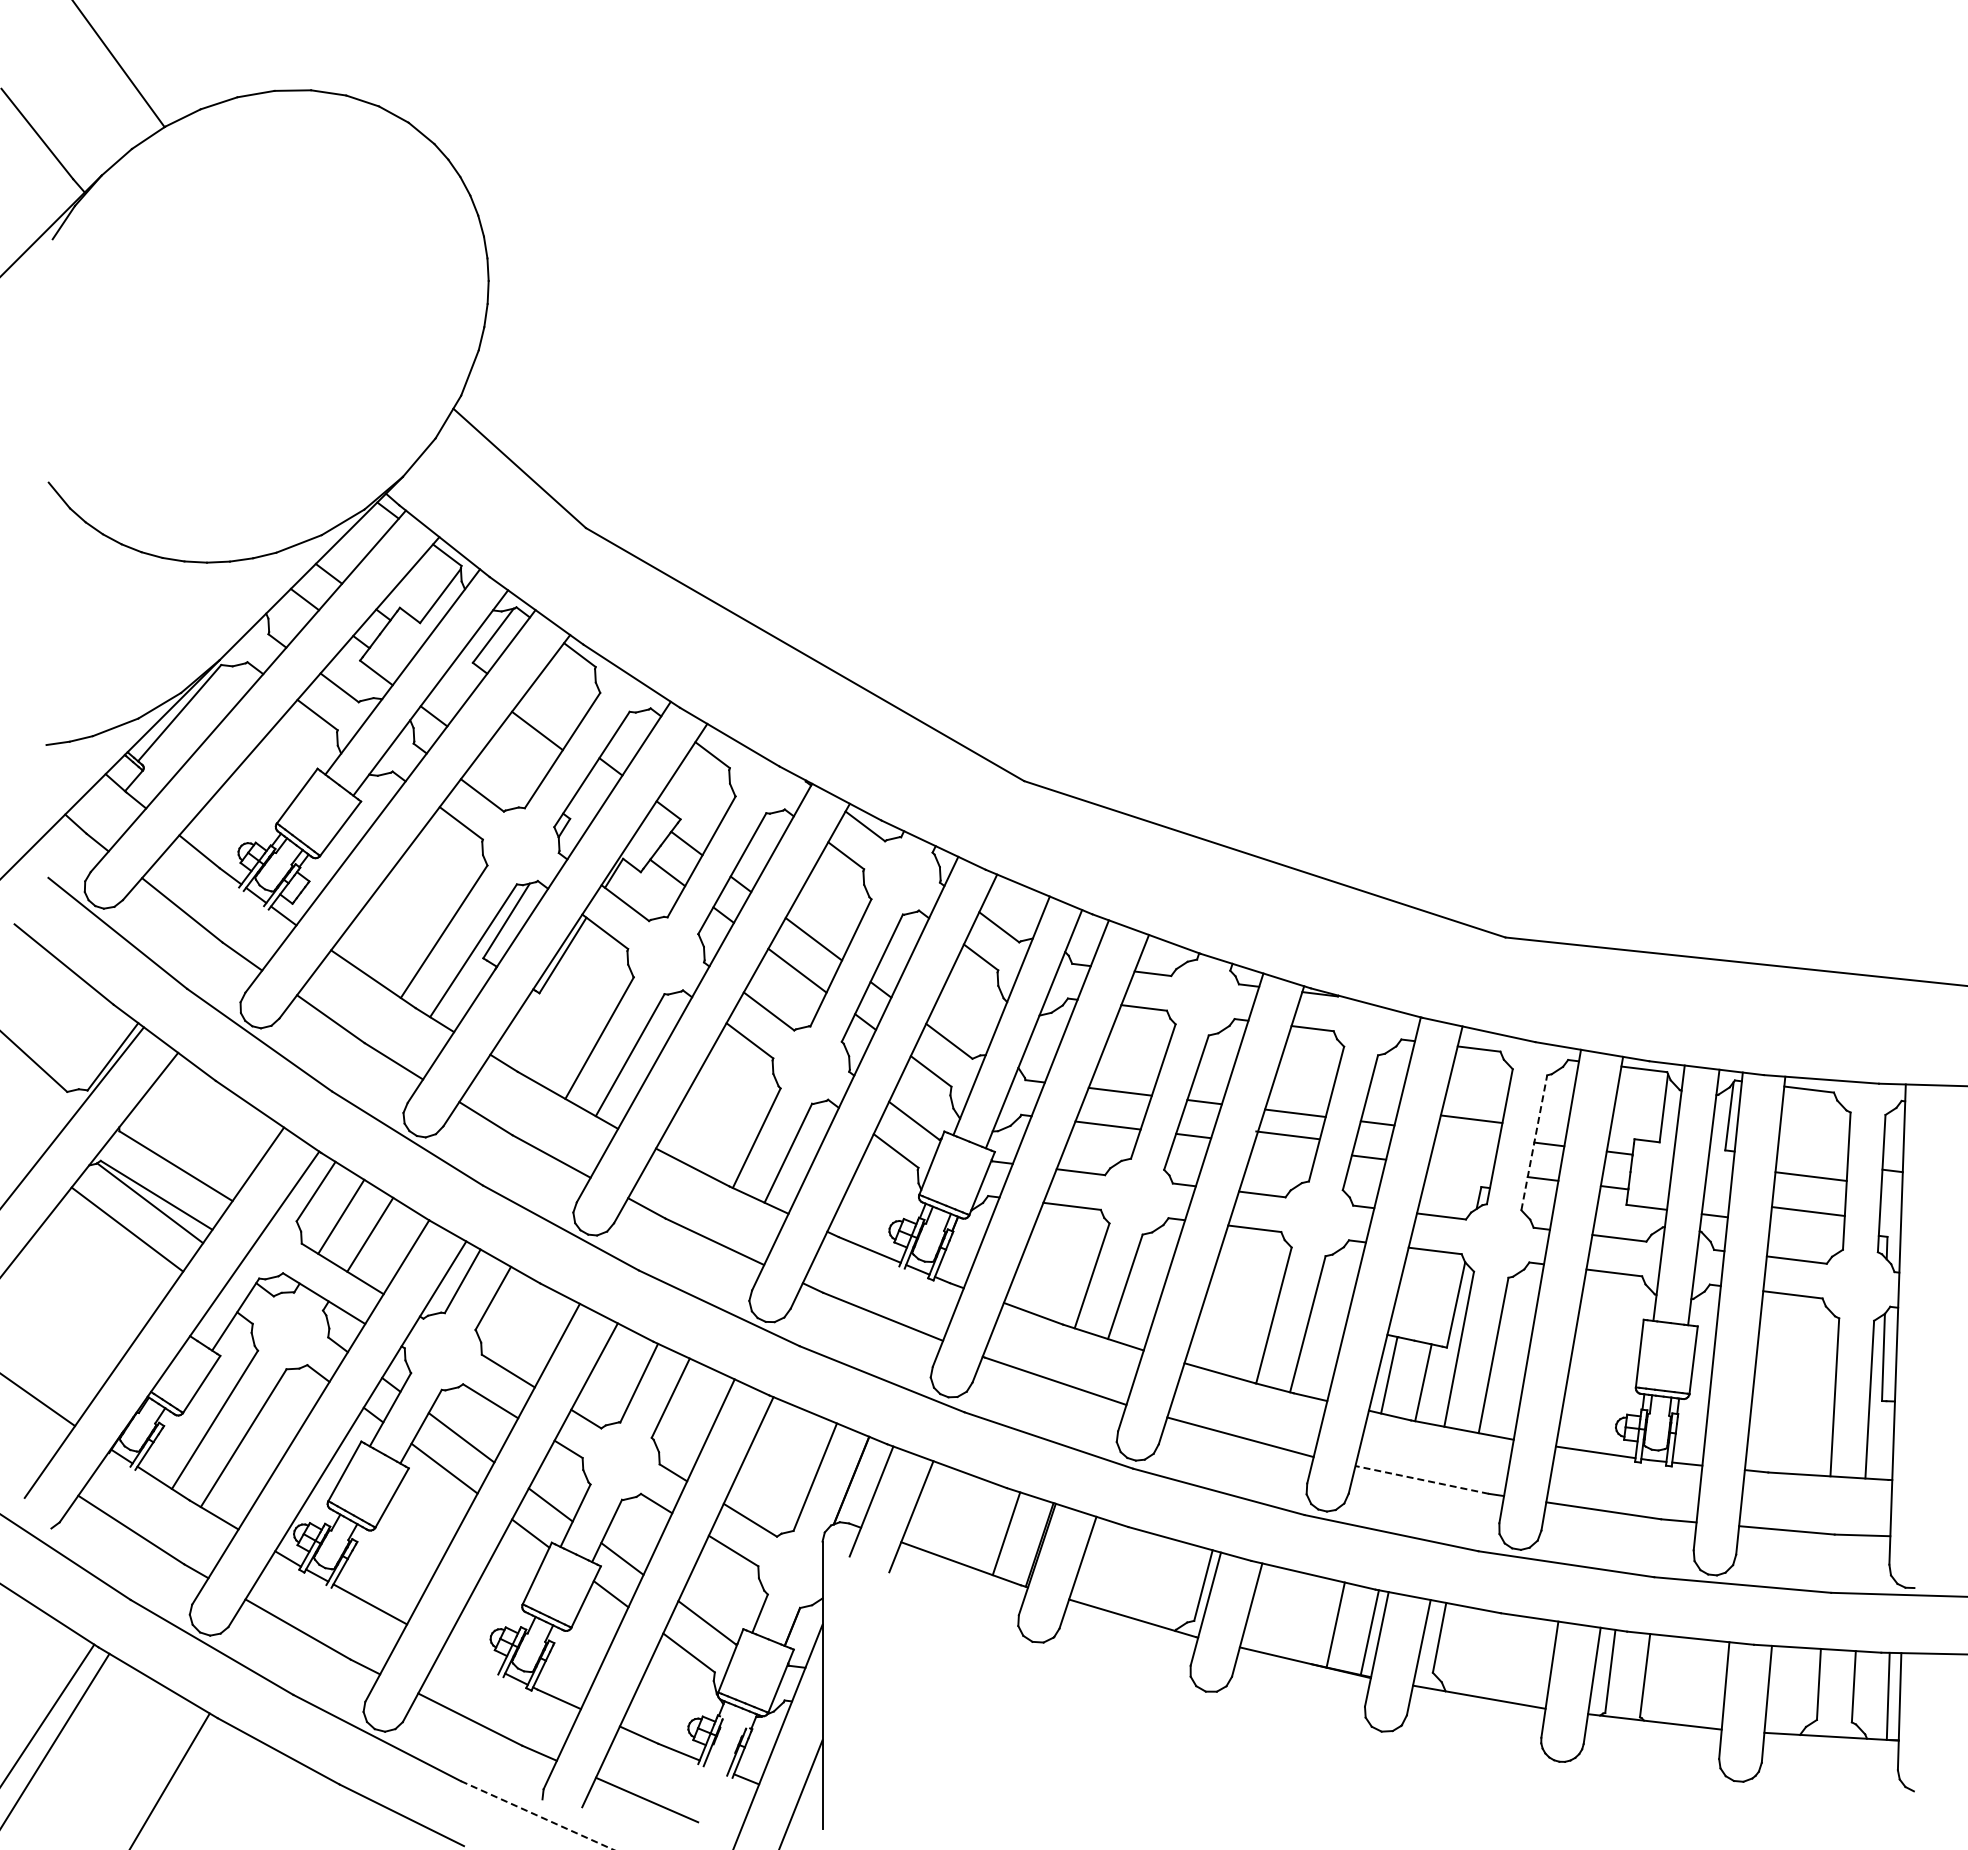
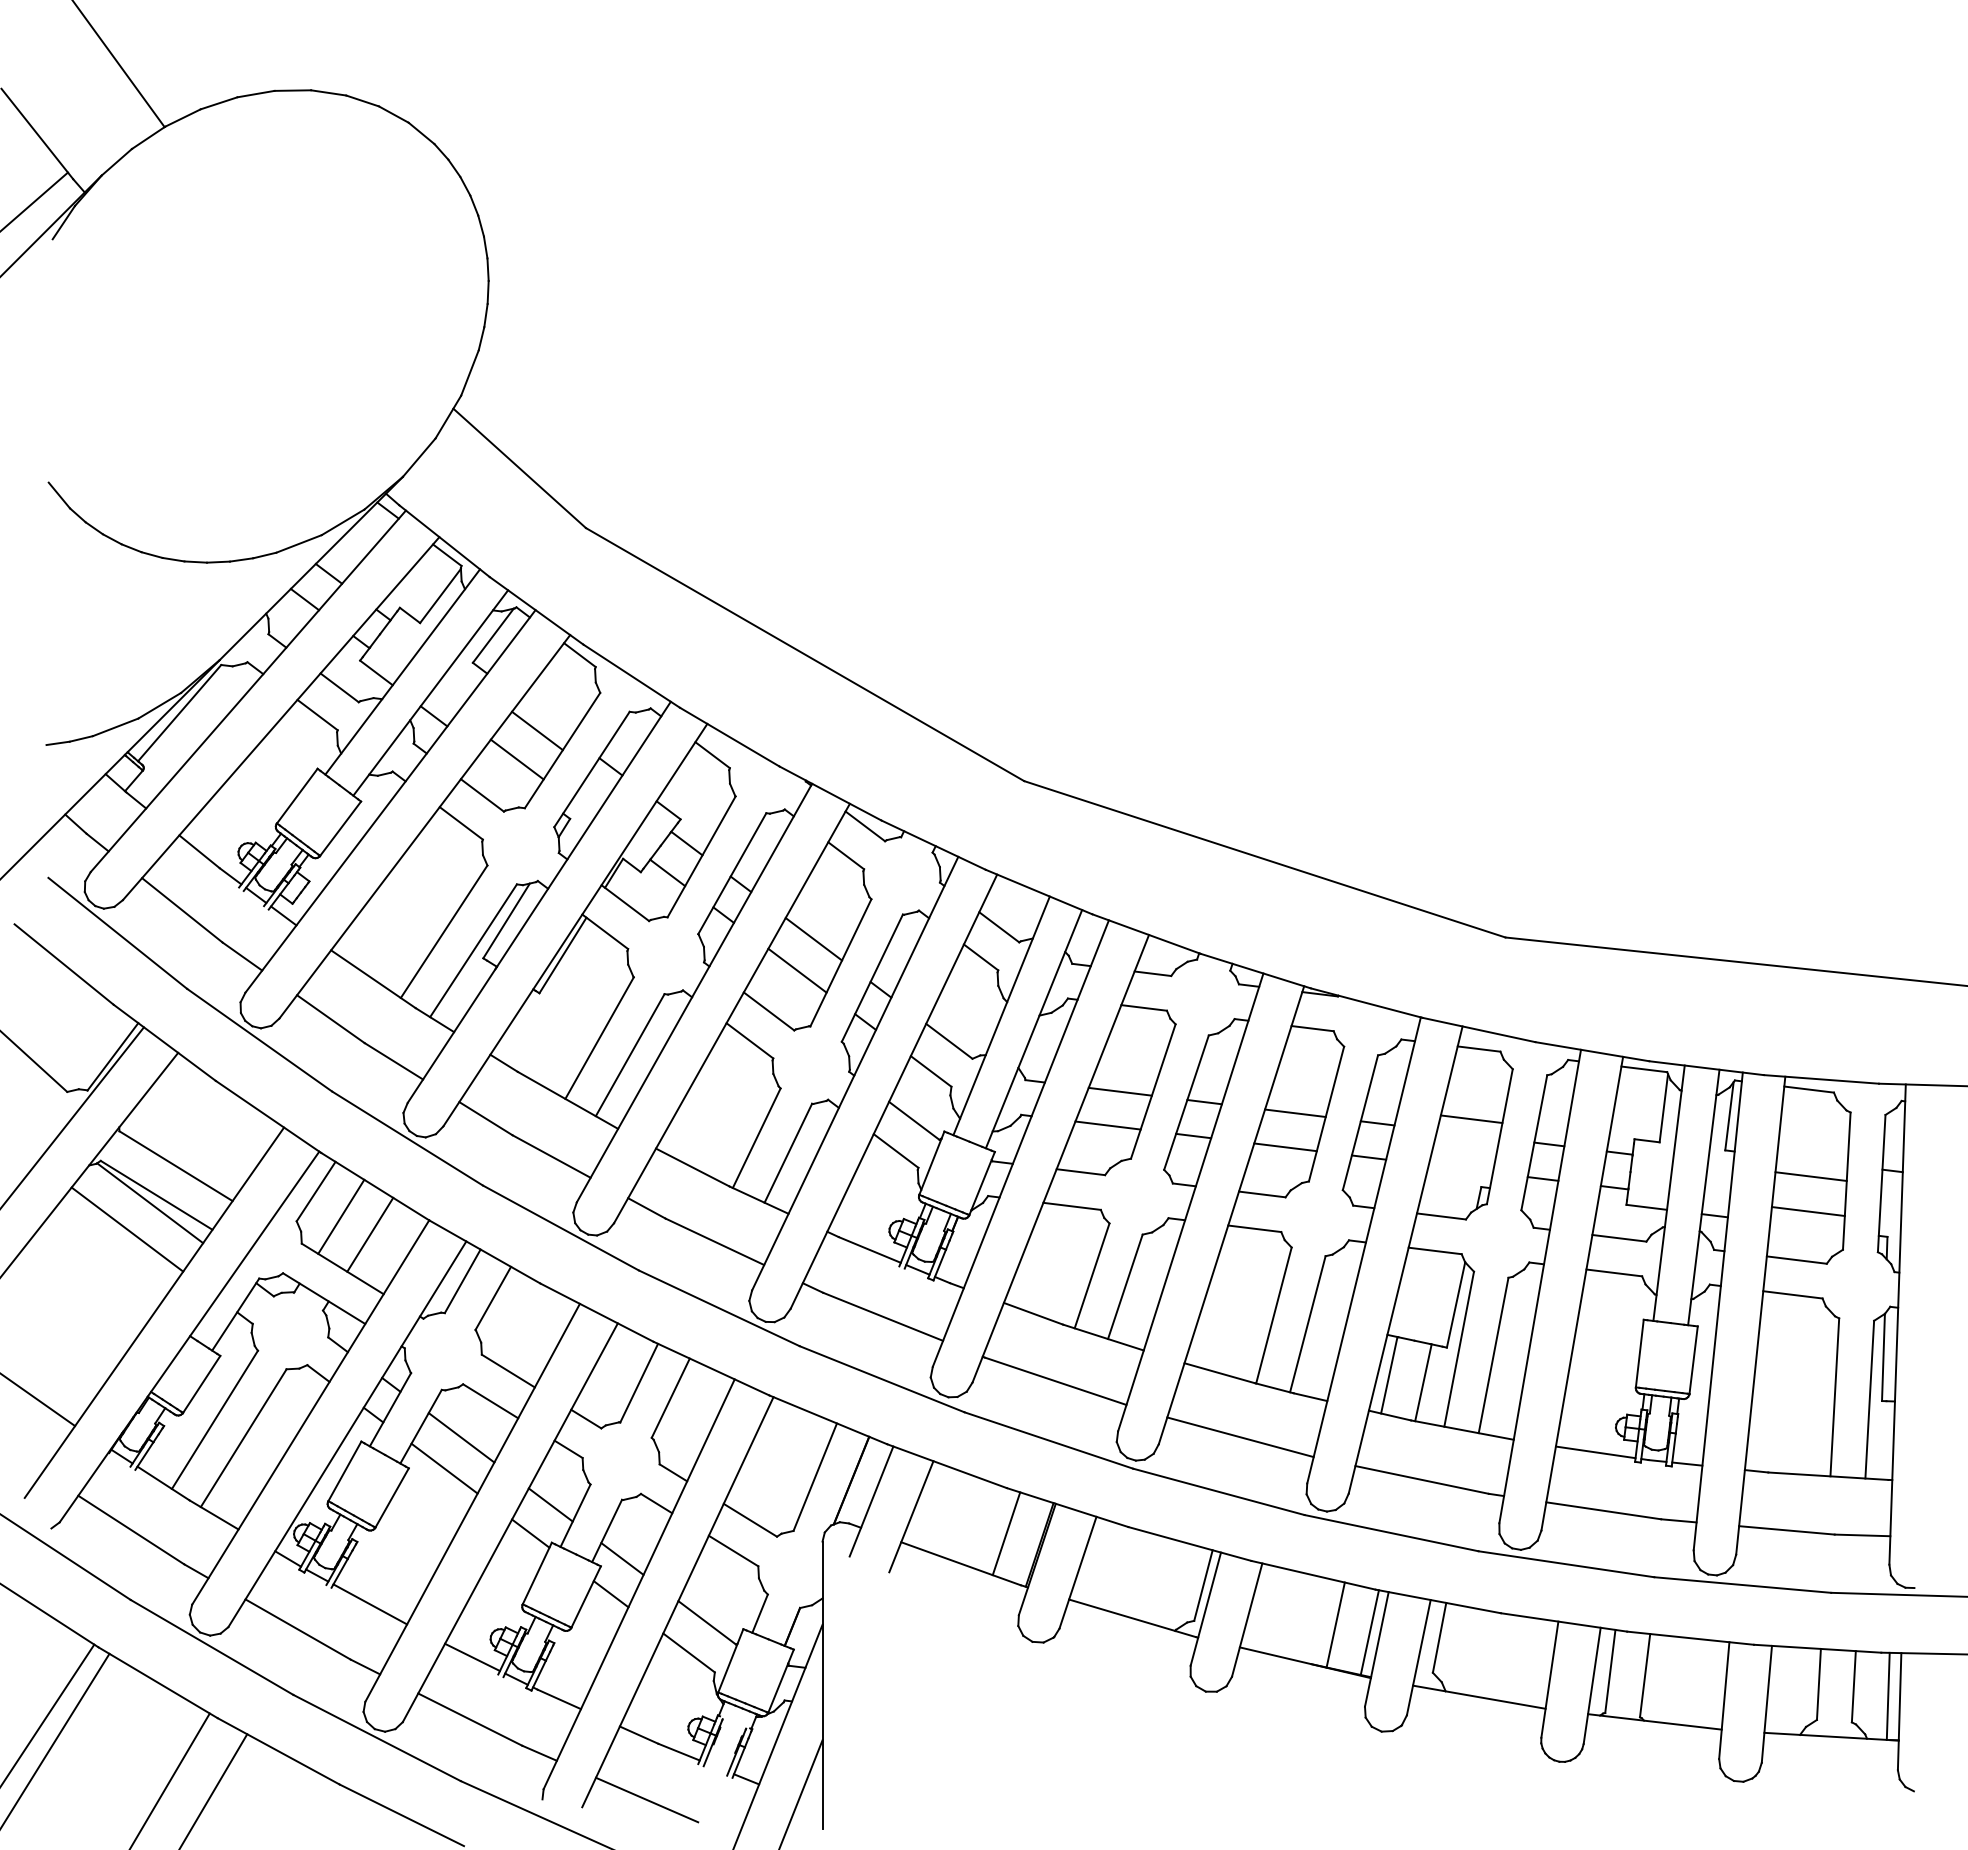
line: none -> present (34, 200)
line: none -> present (516, 759)
line position: (1287, 1135) -> (1285, 1147) (1285, 1147)
line: dashed -> solid (1534, 1142)
line: dashed -> solid (1421, 1479)
line: none -> present (472, 1657)
line: none -> present (214, 1790)
line: dashed -> solid (537, 1815)
